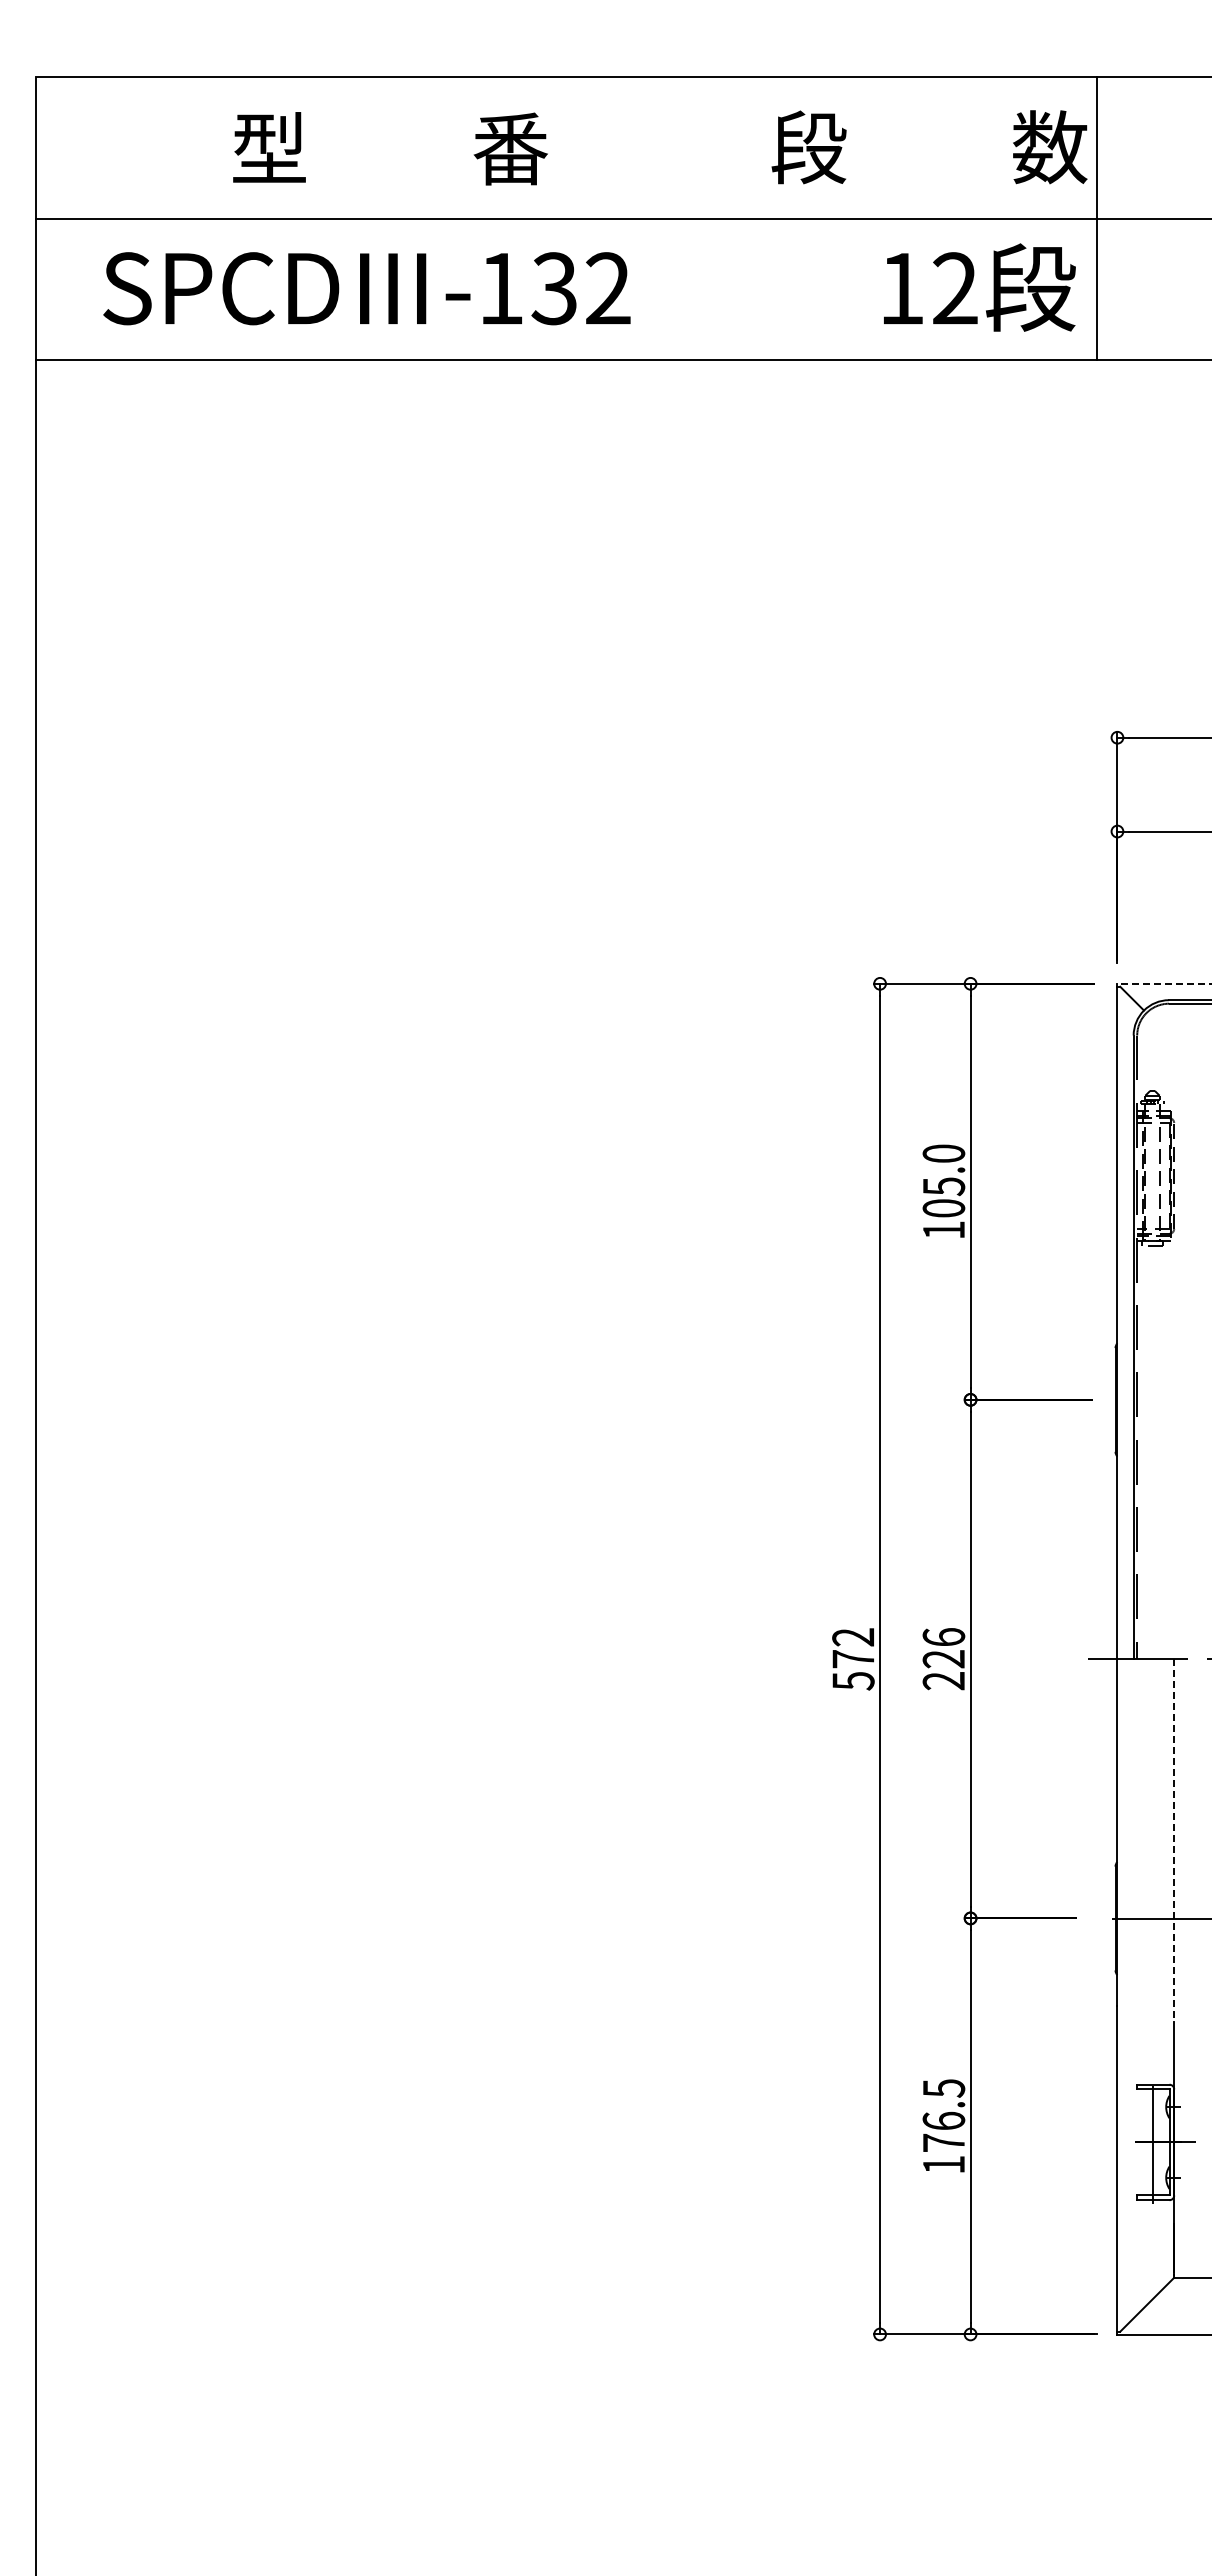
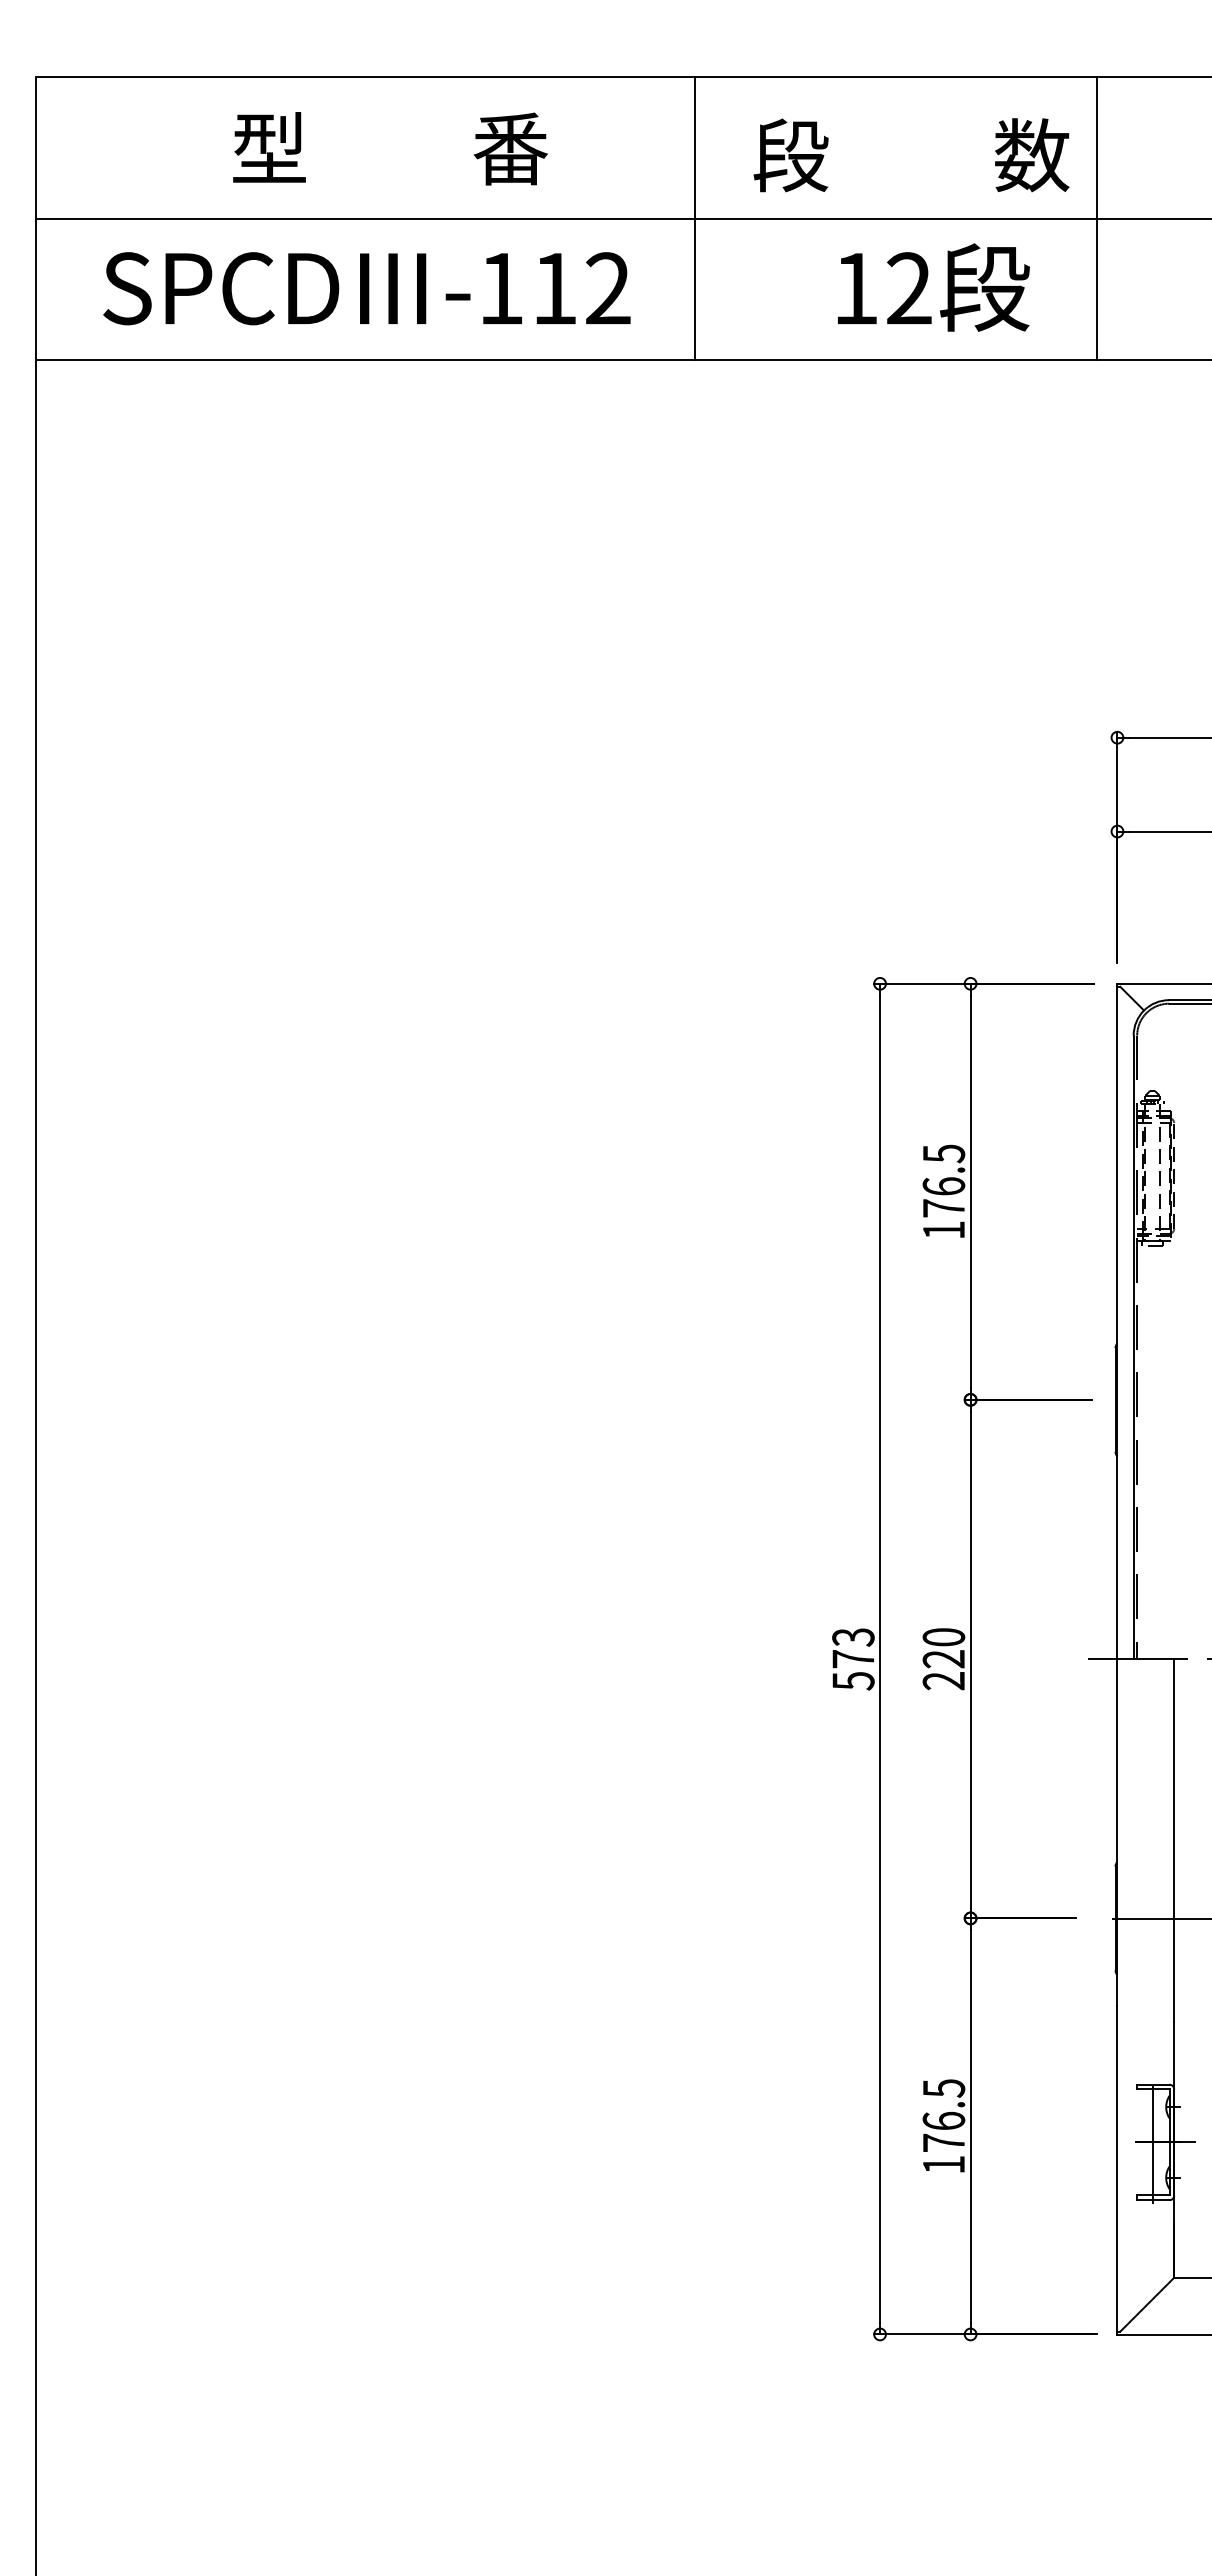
text position: (929, 147) -> (911, 155) (911, 155)
line: none -> present (695, 218)
text position: (979, 287) -> (933, 287) (933, 287)
text: -132 -> -112 (553, 288)
line: dashed -> solid (1164, 983)
text: 105.0 -> 176.5 (943, 1180)
text: 572 -> 573 (853, 1637)
text: 226 -> 220 (943, 1637)
line: dashed -> solid (1174, 1841)
